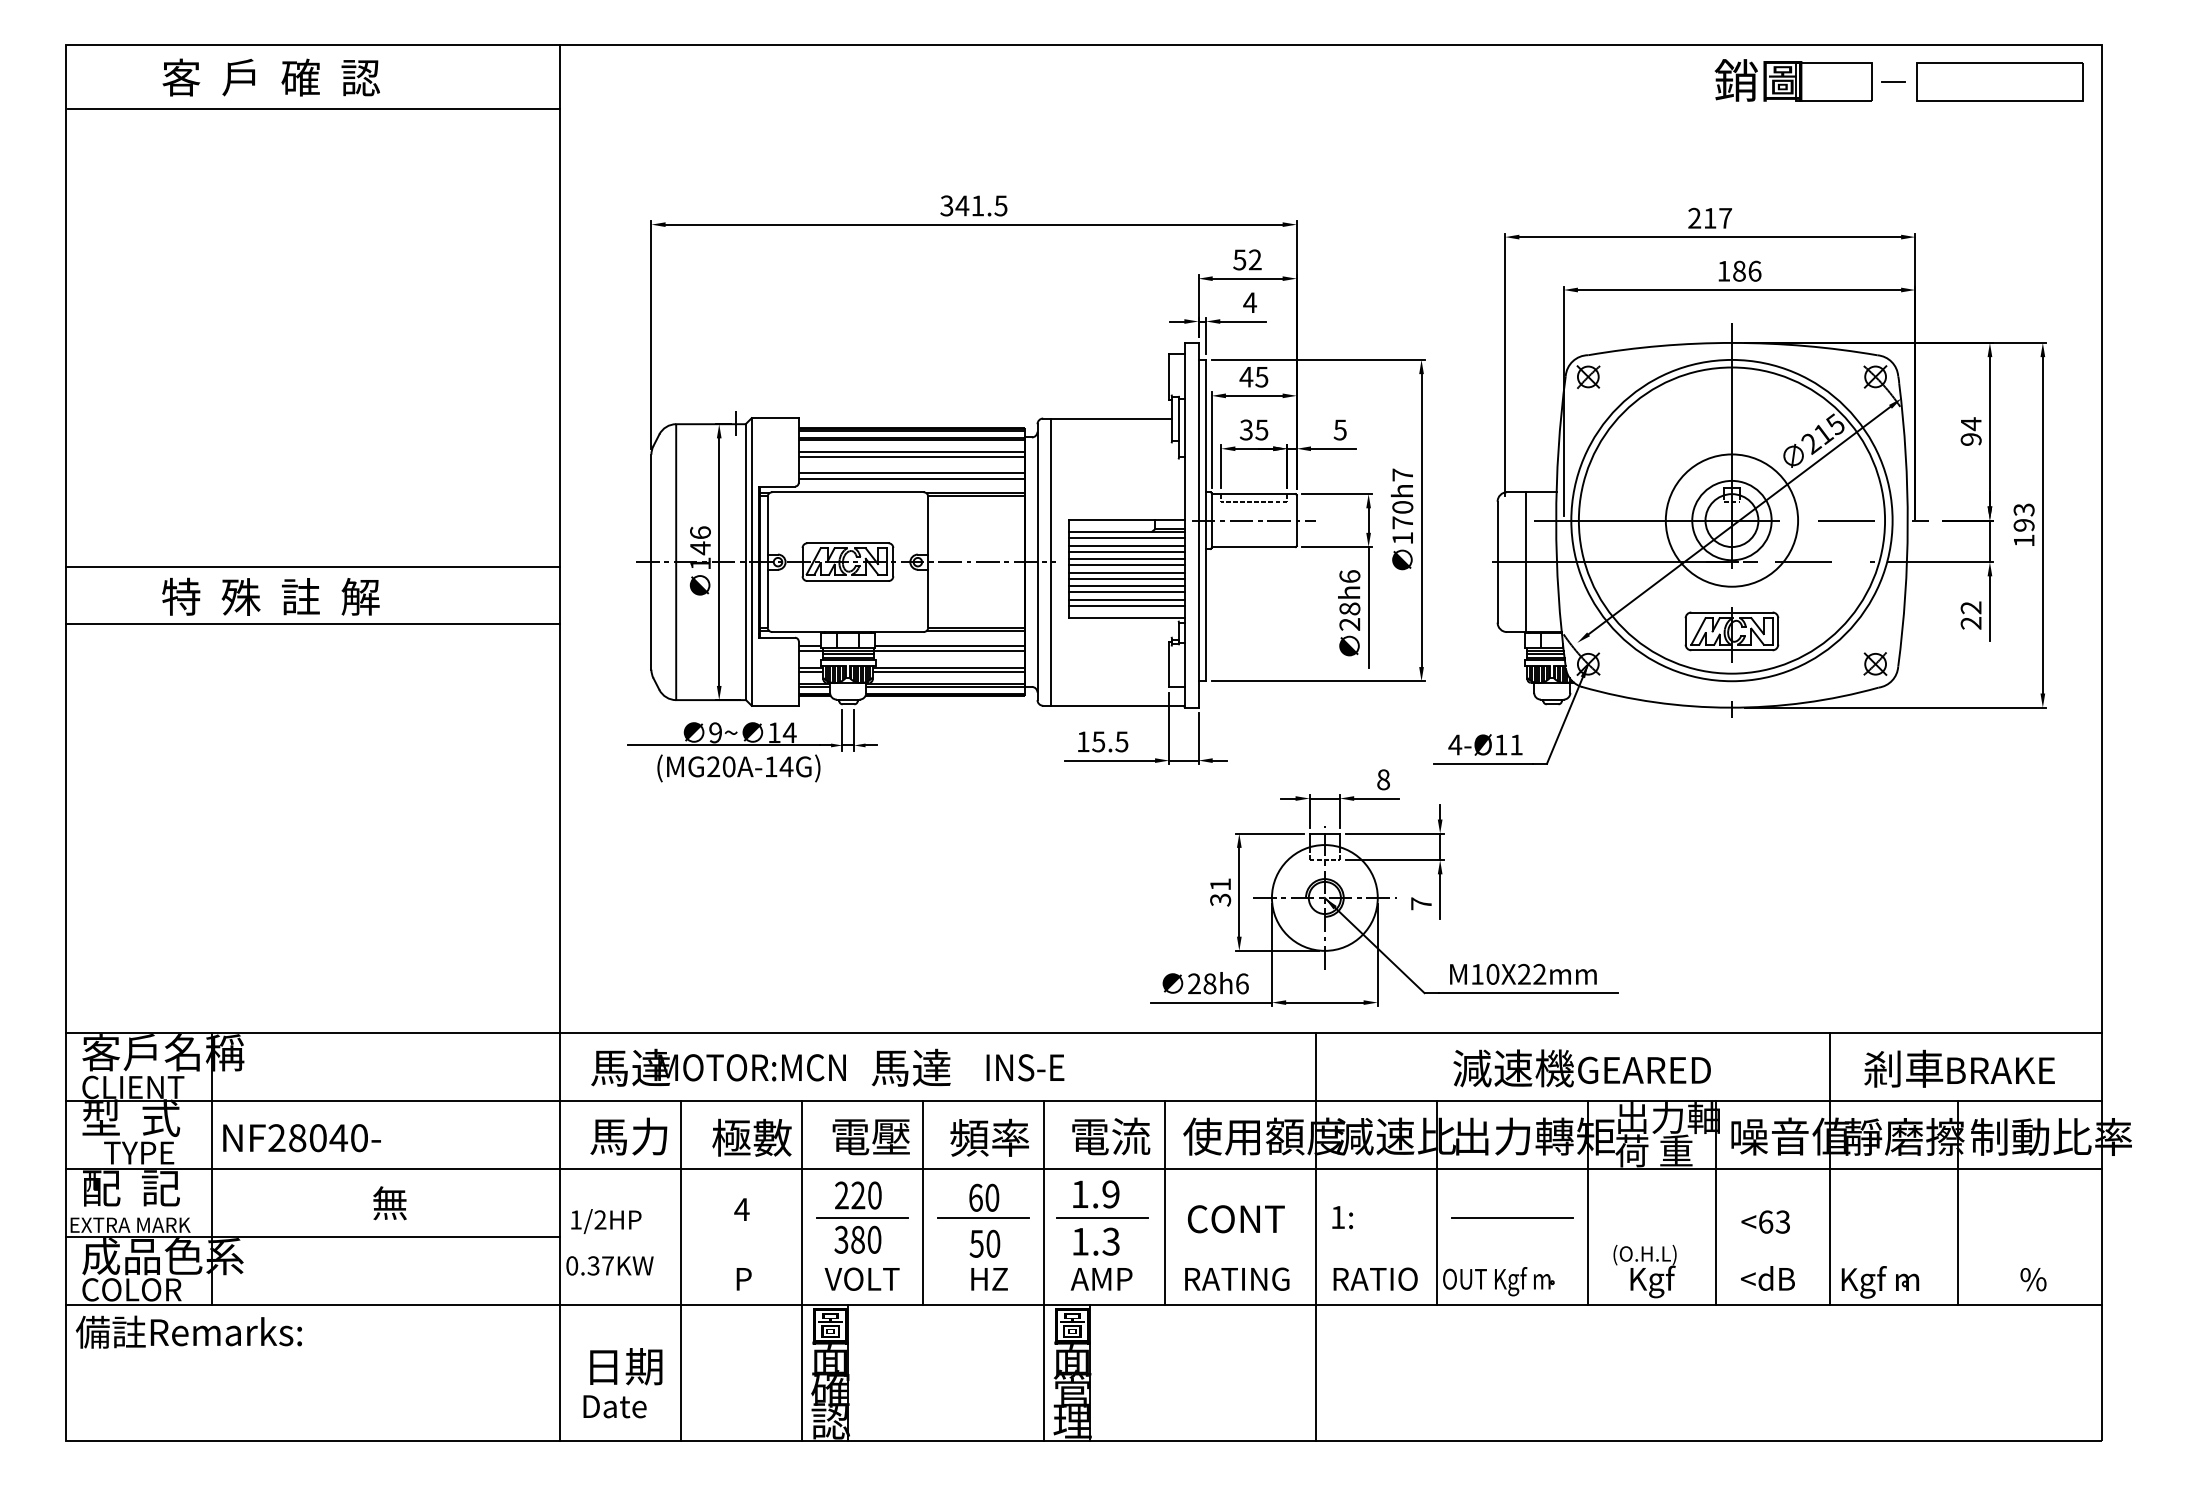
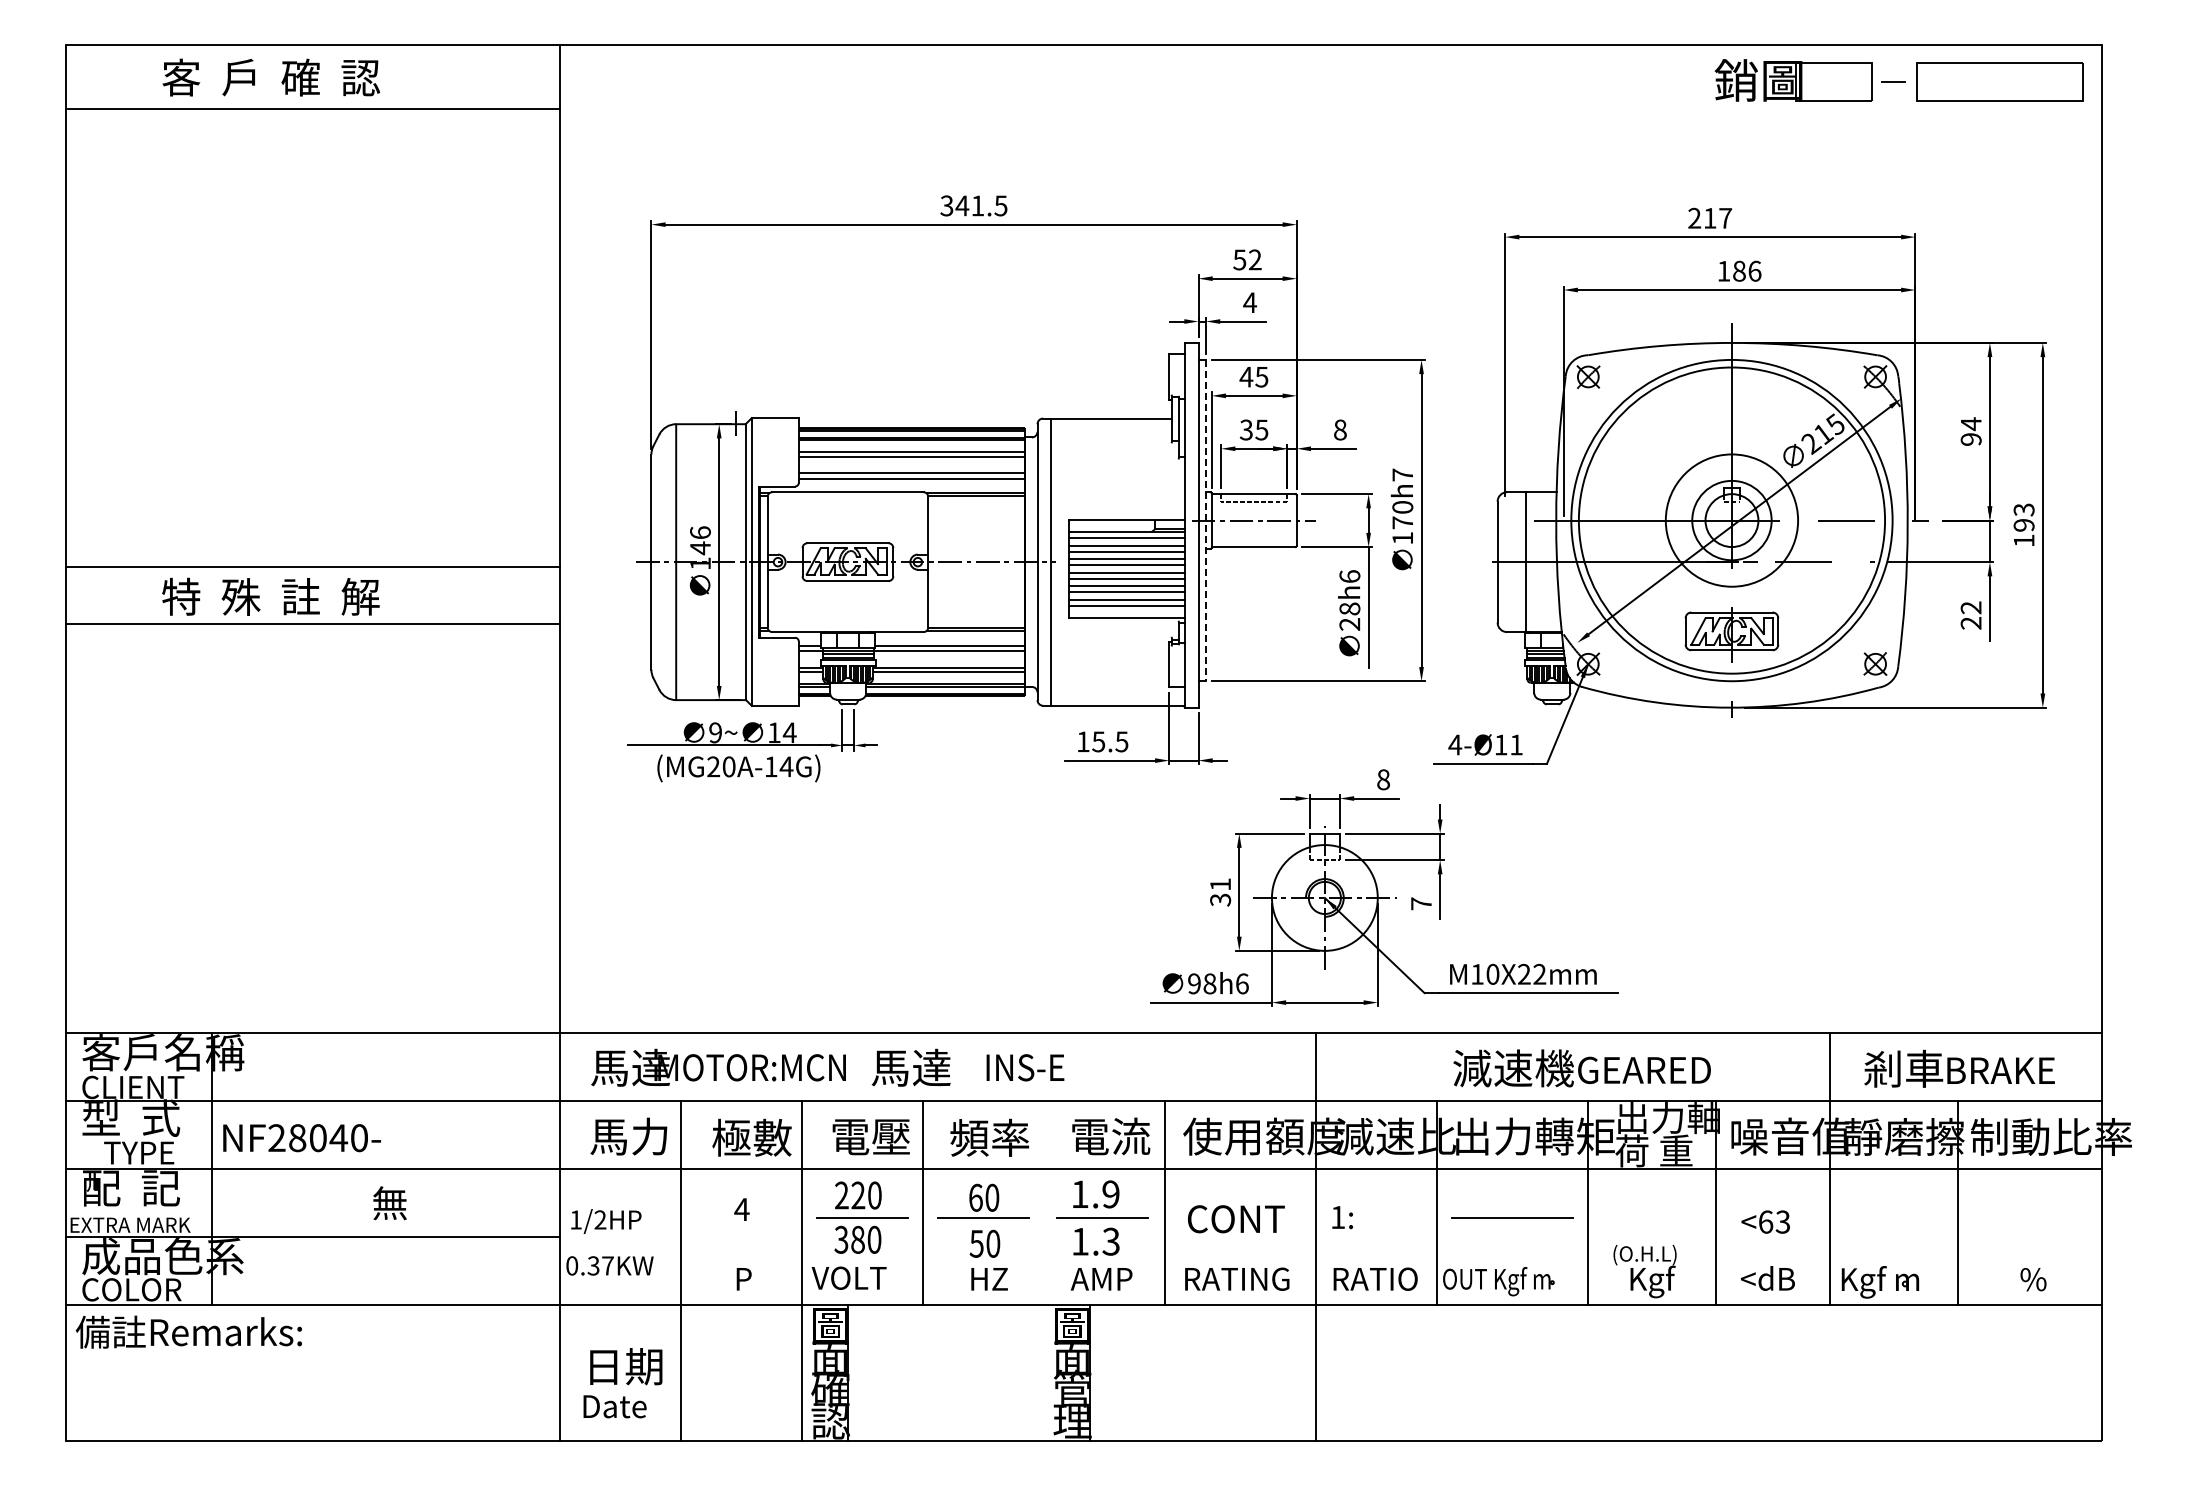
text: 5 -> 8 (1339, 429)
line: solid -> dashed (1206, 520)
text: 28h6 -> 98h6 (1194, 983)
line: present -> none (1043, 1271)
text position: (861, 1278) -> (848, 1277) (848, 1277)
